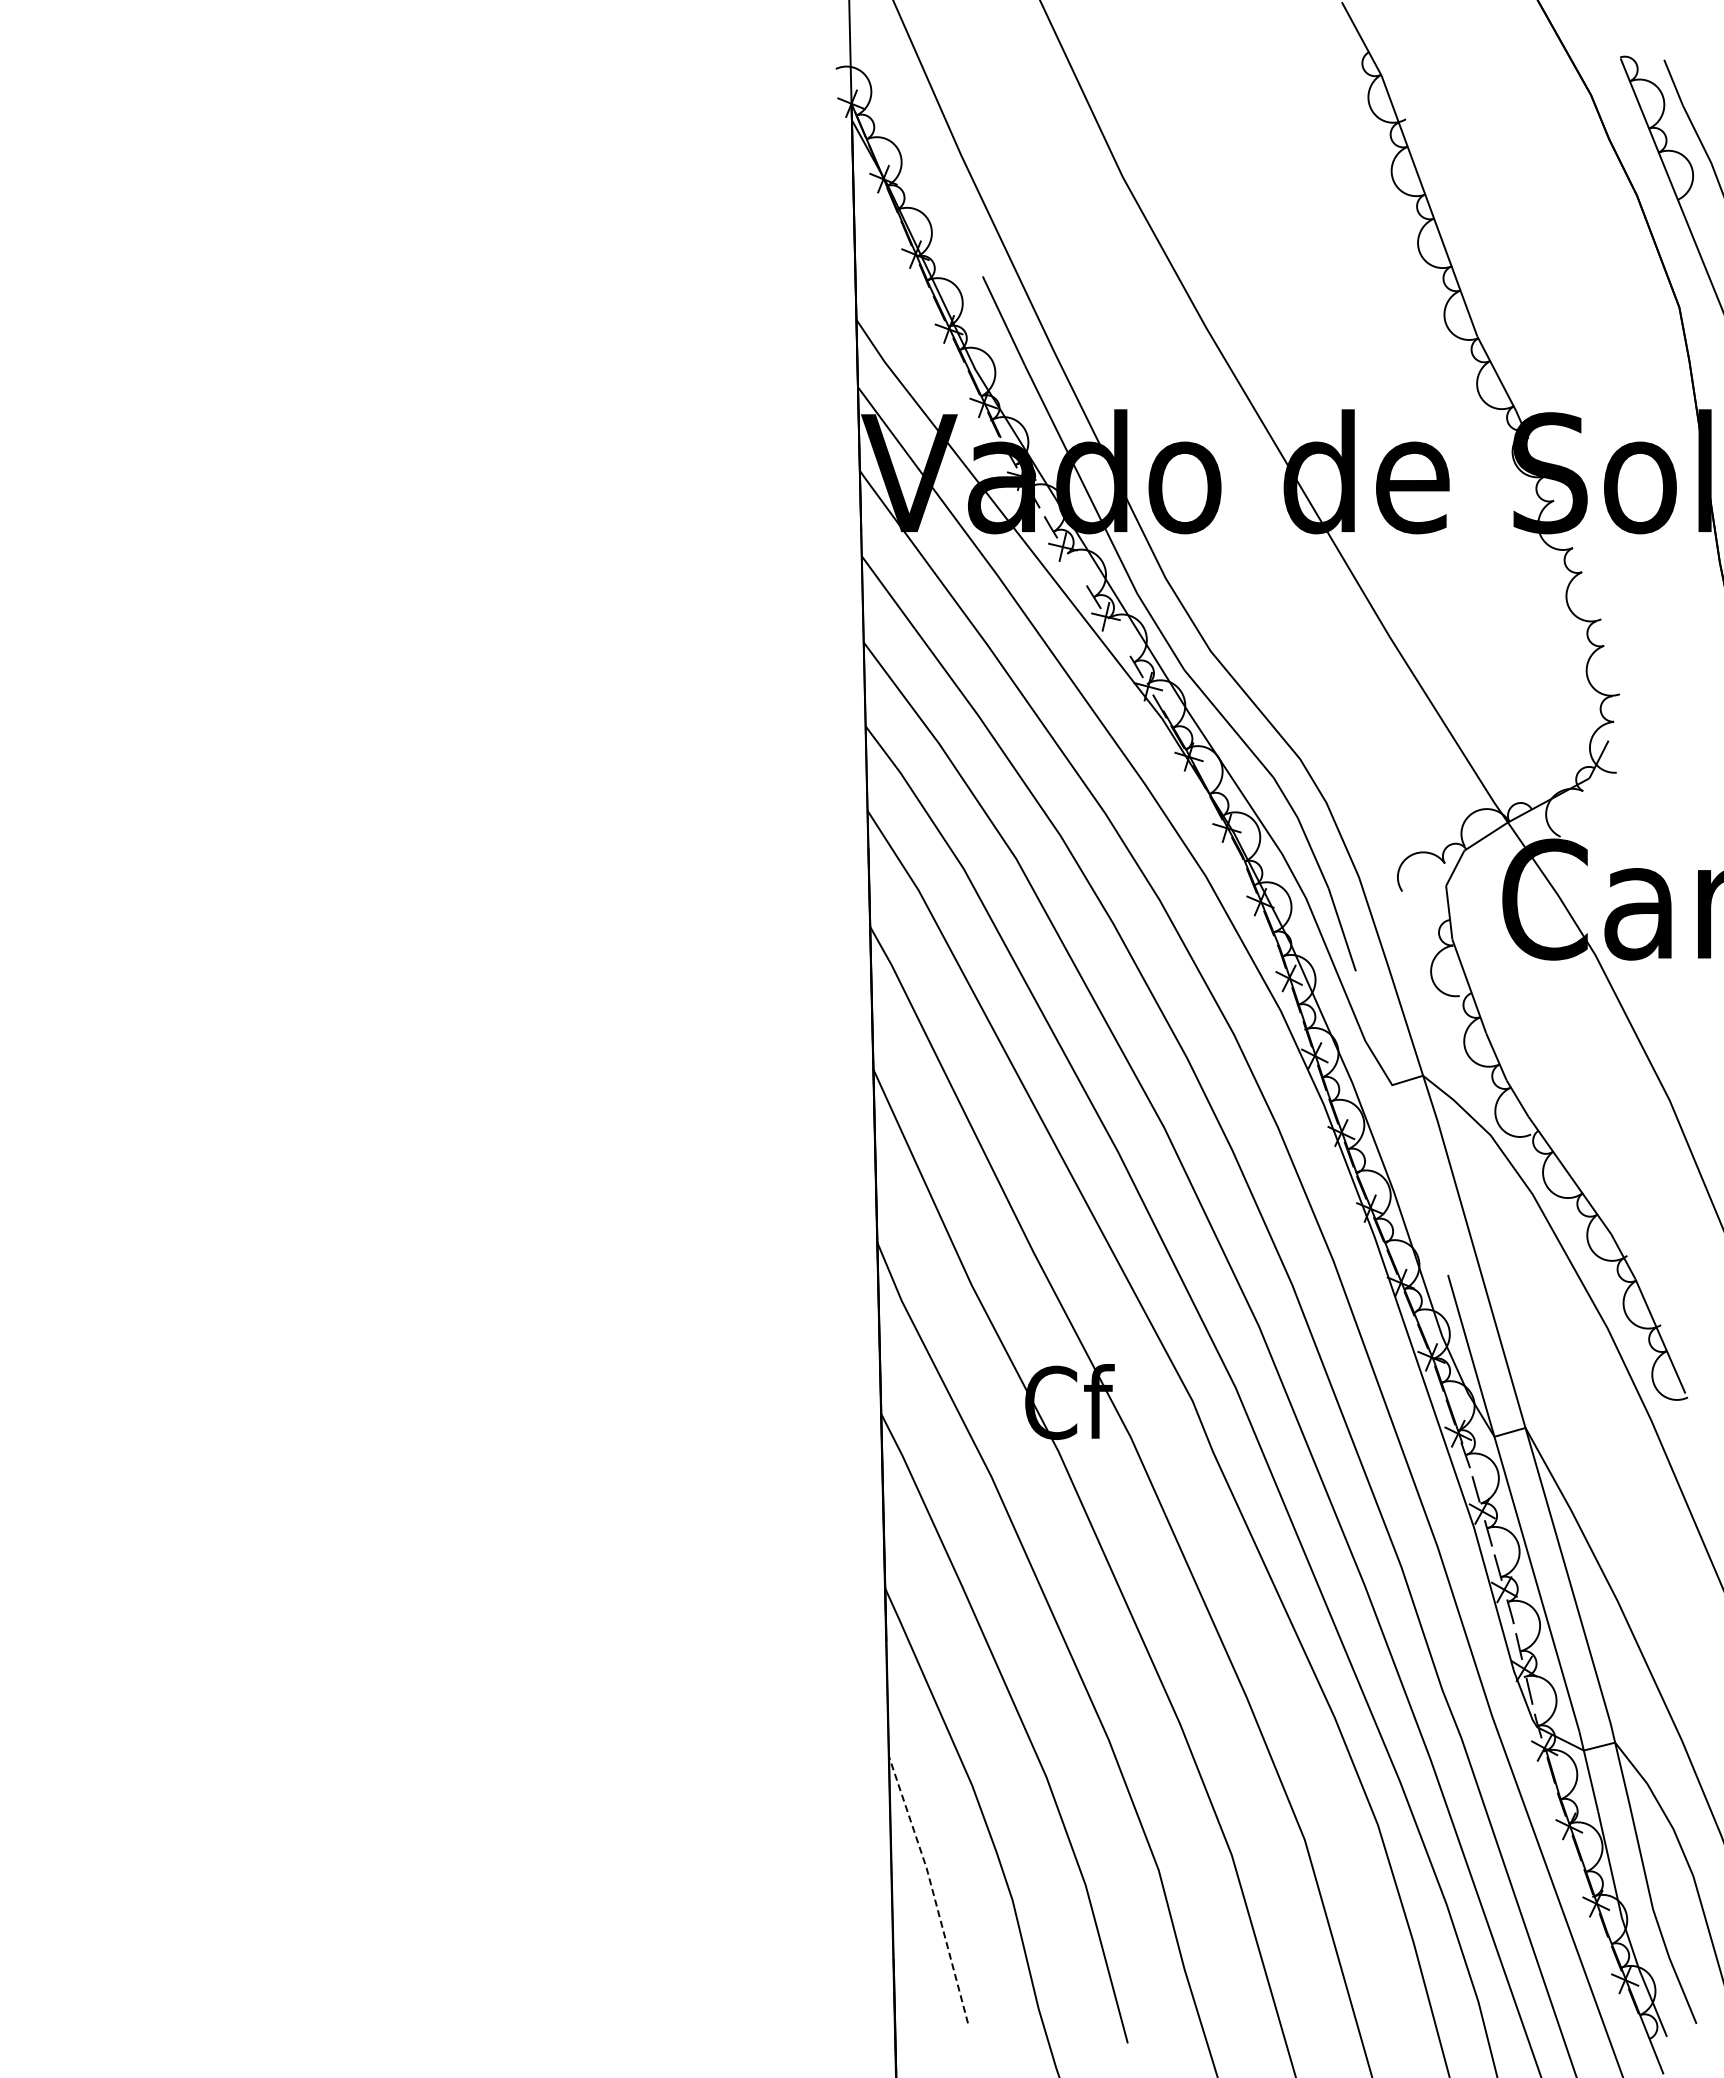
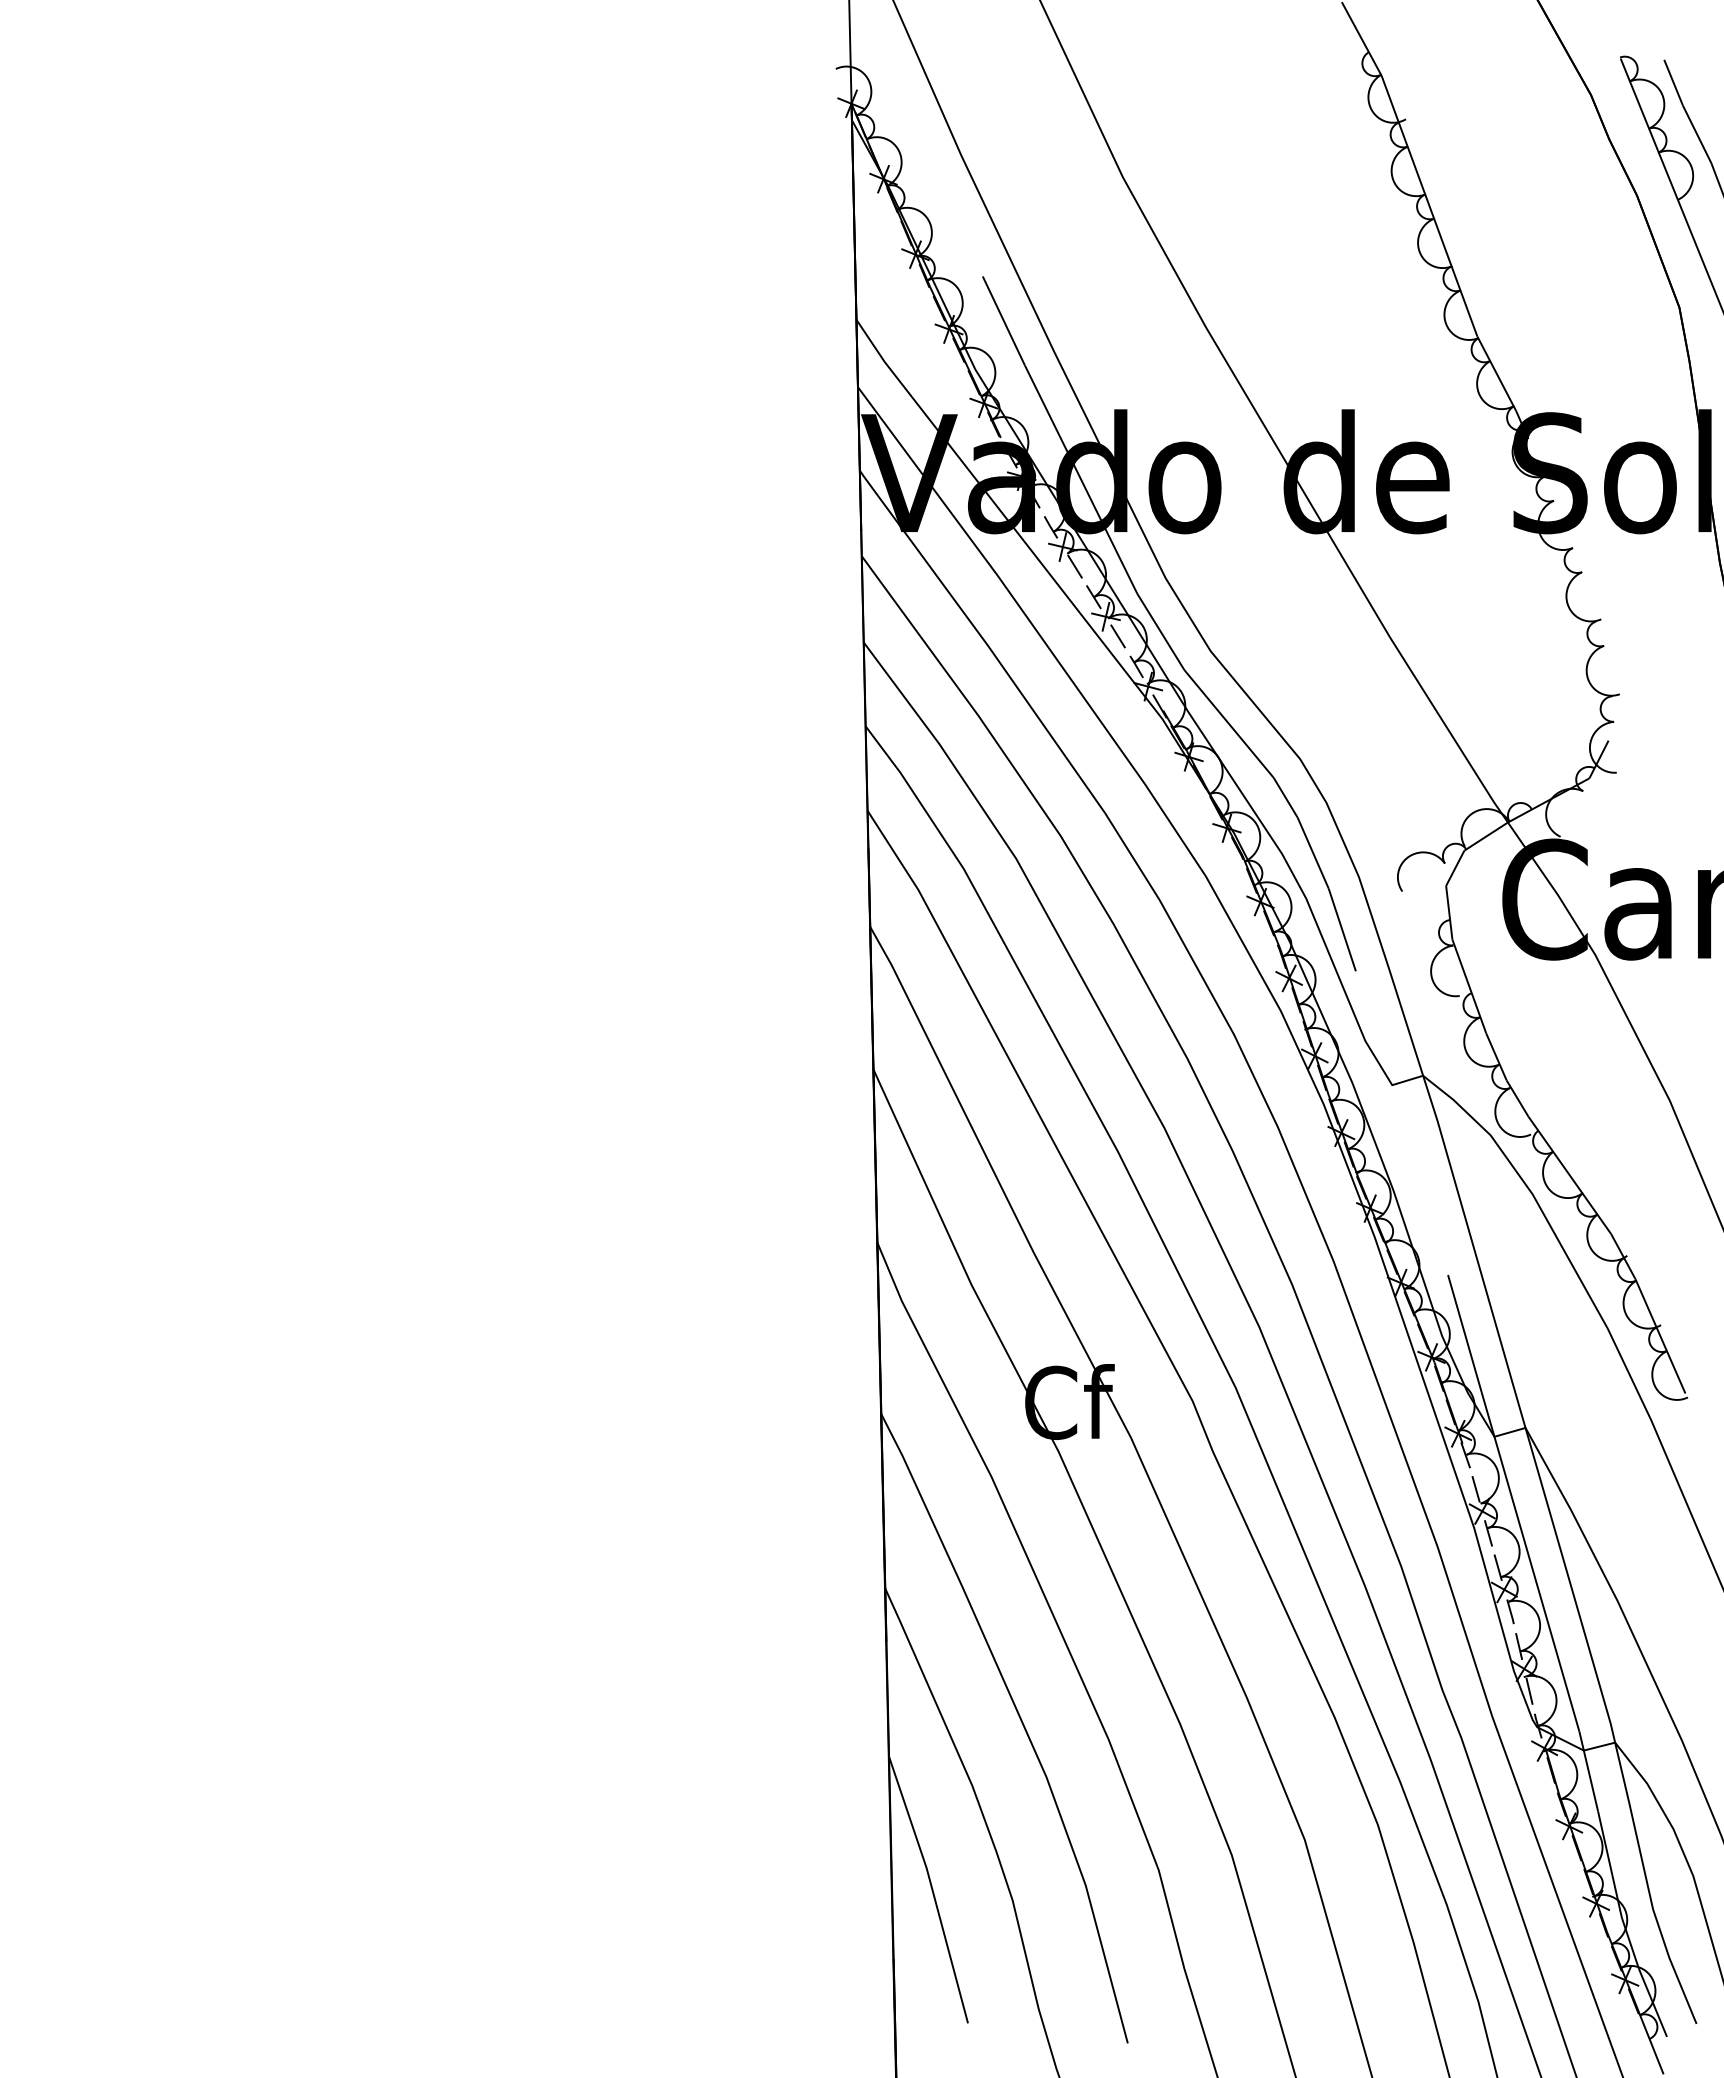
line: none -> present (1074, 566)
line: none -> present (1117, 636)
line: dashed -> solid (931, 1887)
